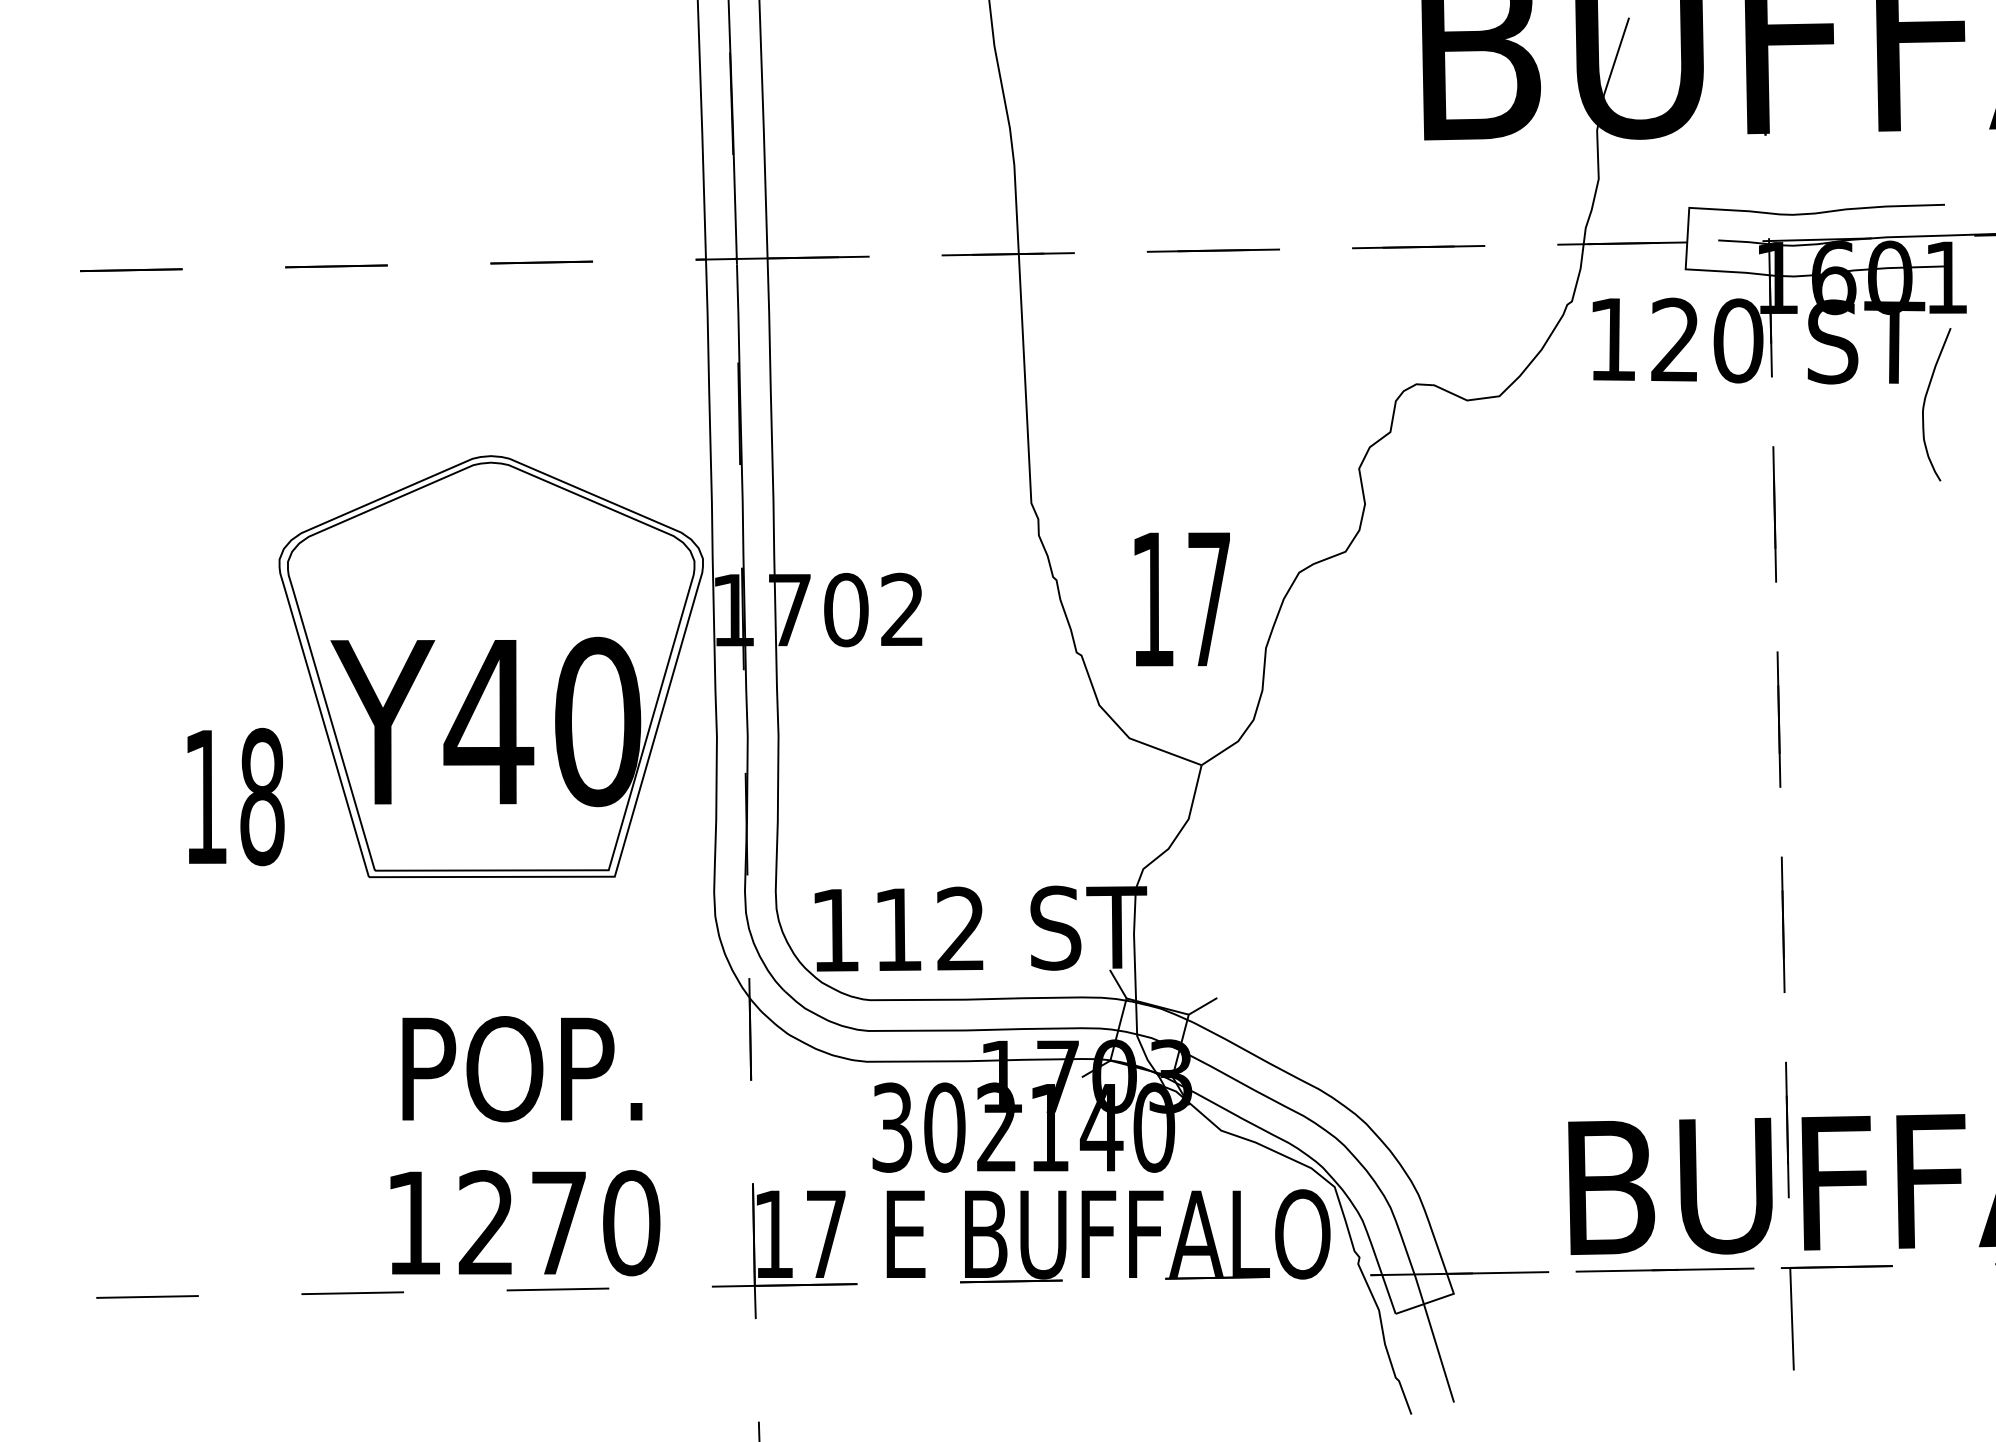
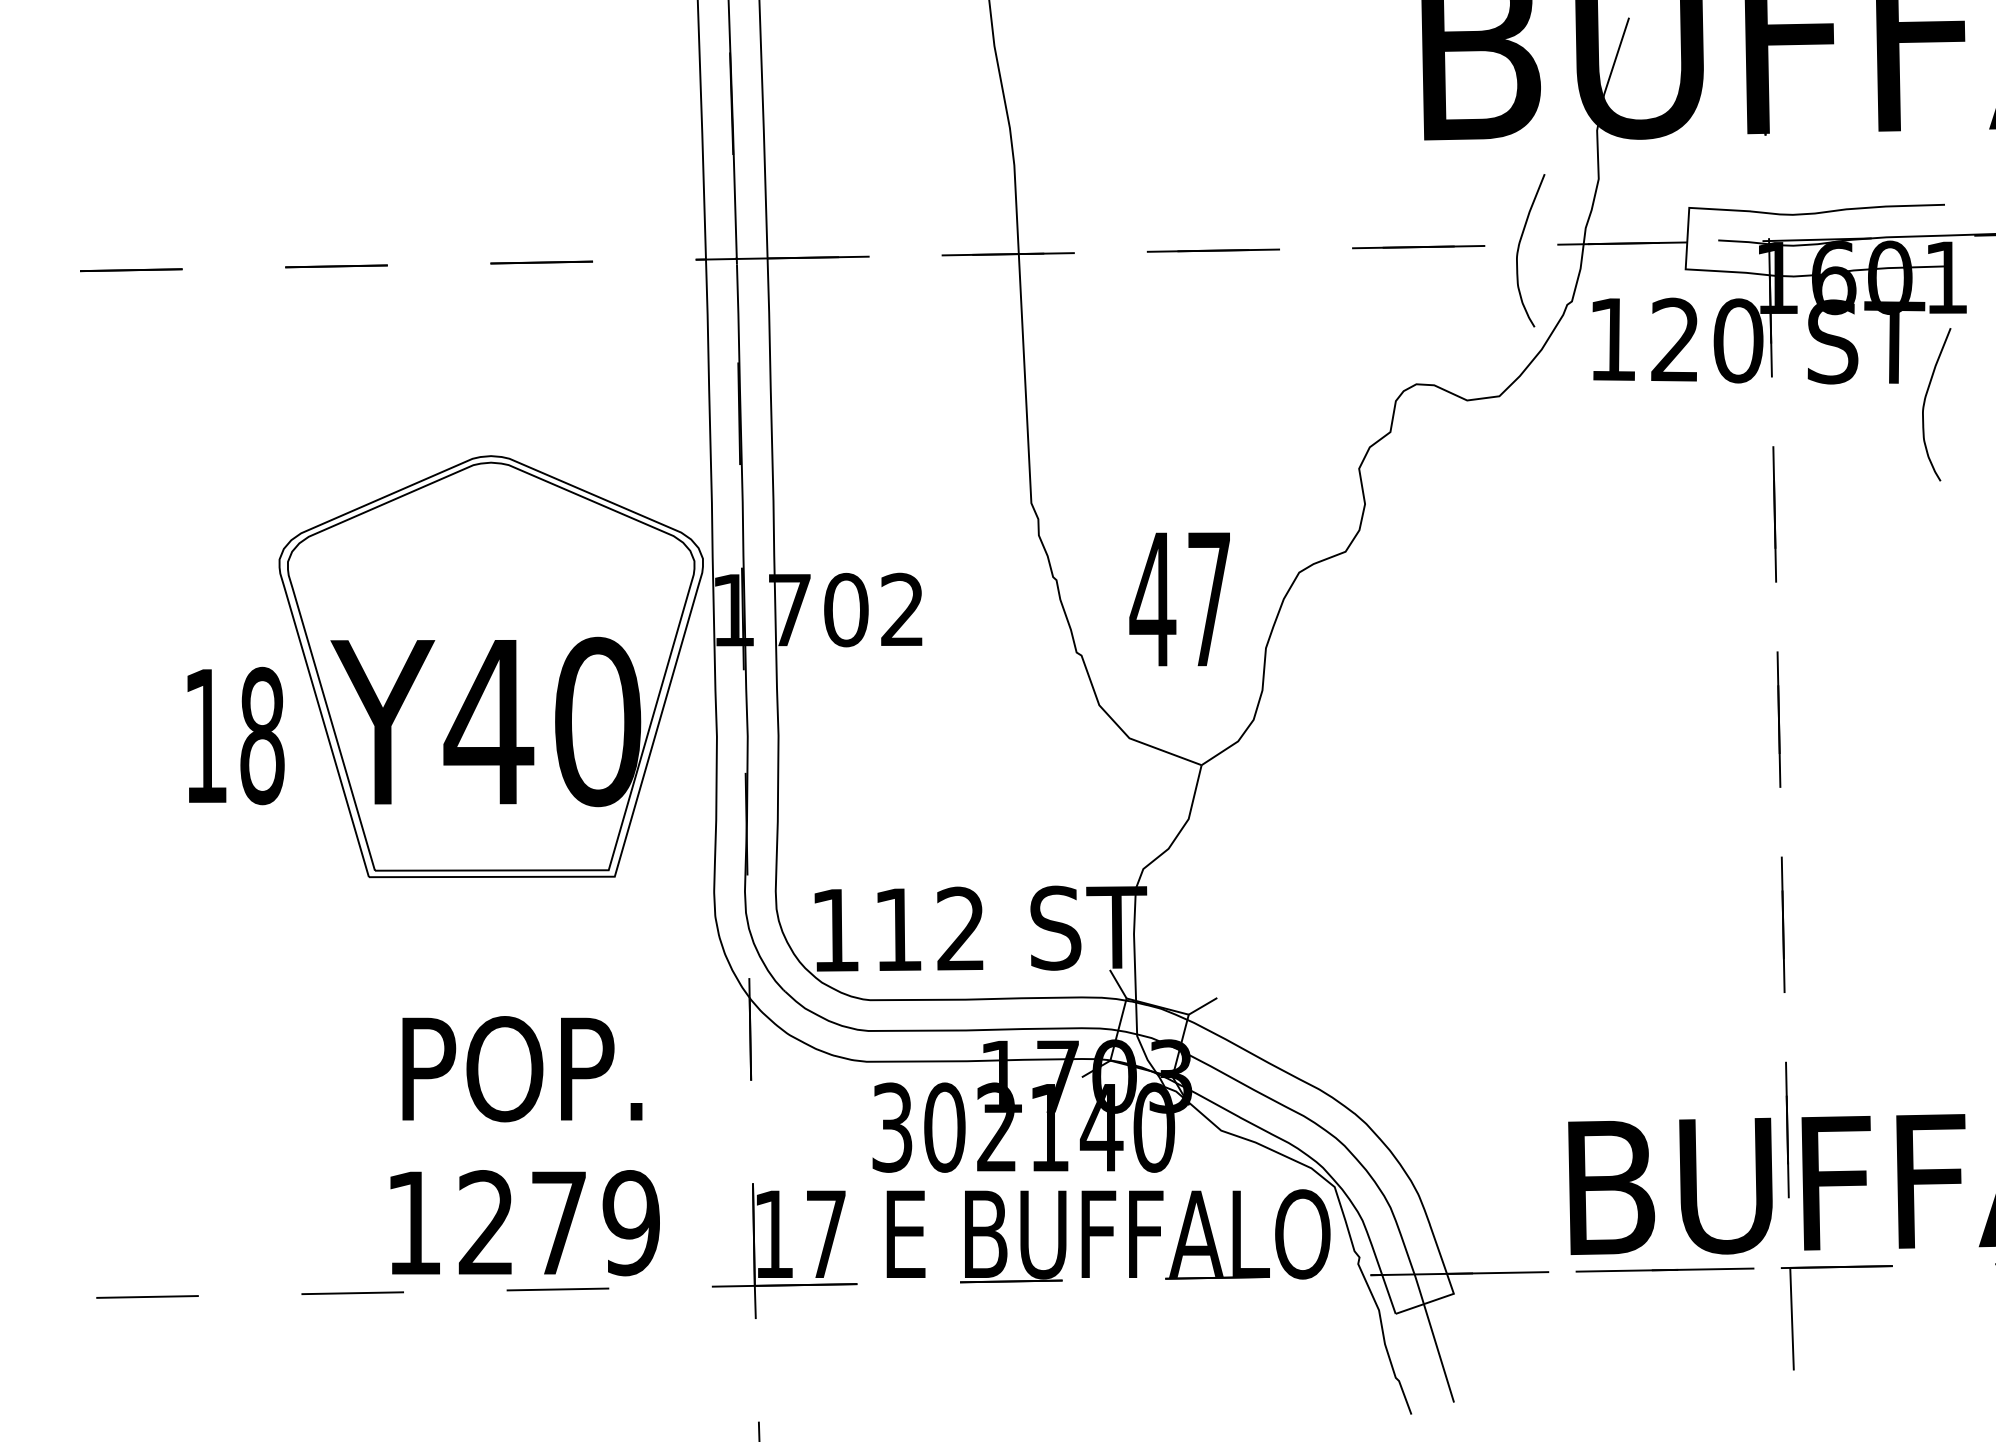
curve: none -> present (1519, 249)
text: 17 -> 47 (1152, 599)
text position: (235, 796) -> (235, 735) (235, 735)
text: 1270 -> 1279 (631, 1223)
